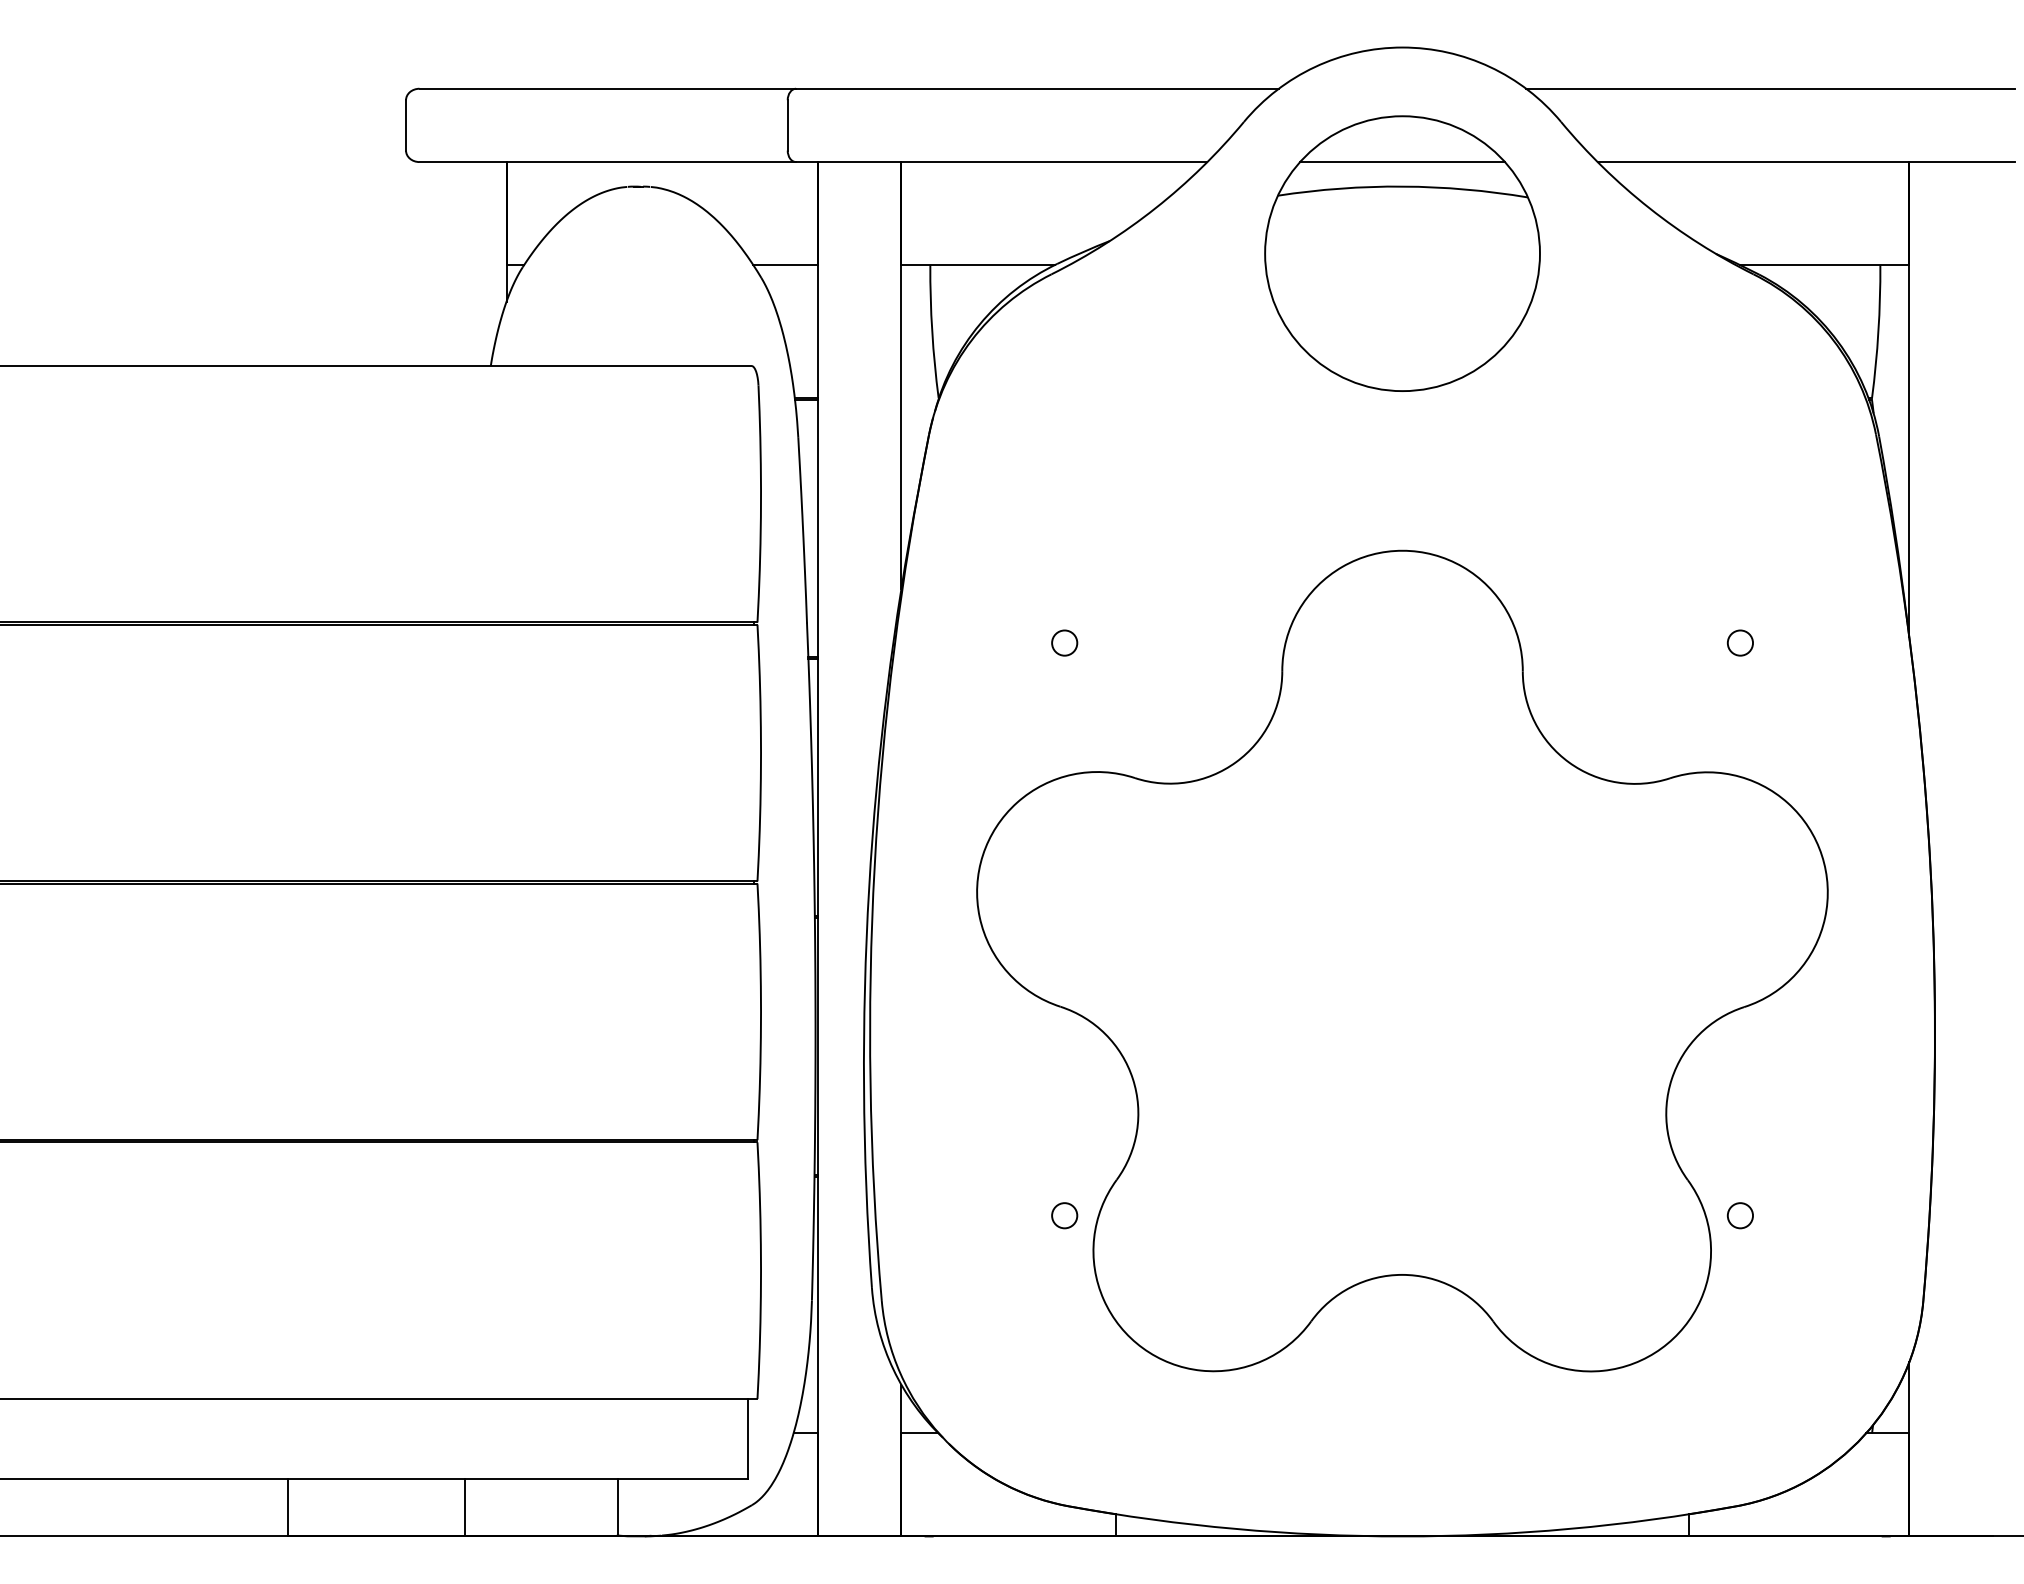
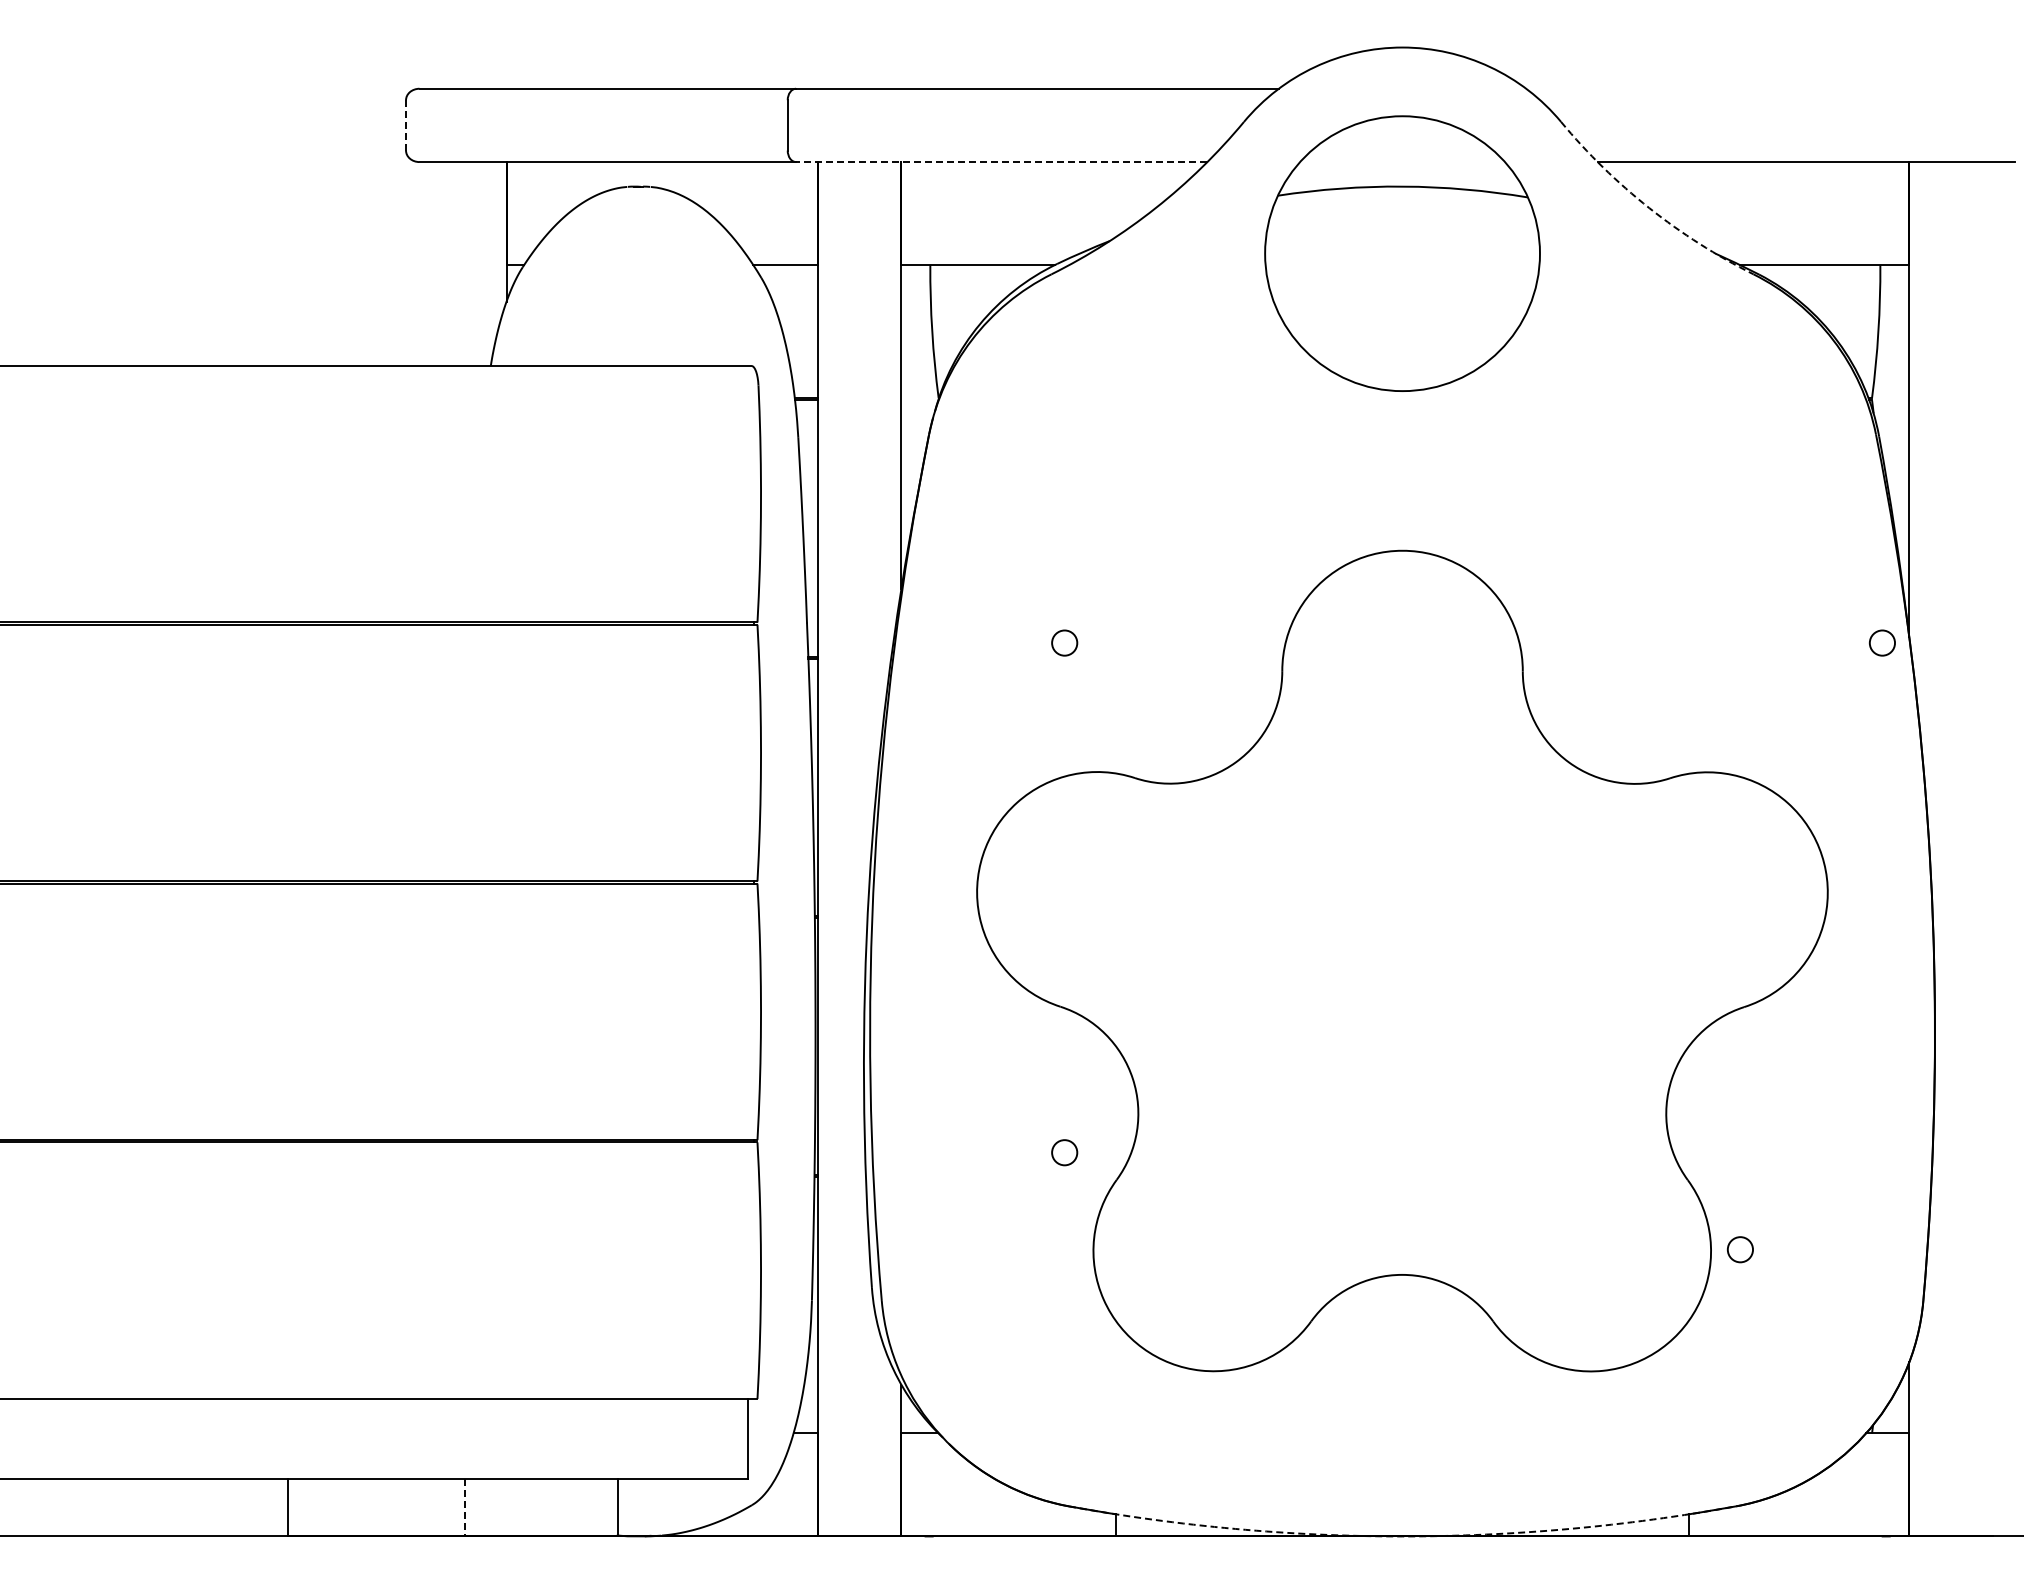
line: present -> none (1770, 88)
line: solid -> dashed (406, 124)
line: solid -> dashed (1001, 162)
line: present -> none (1402, 162)
arc: solid -> dashed (1649, 208)
circle position: (1739, 642) -> (1881, 642) (1881, 642)
circle position: (1064, 1215) -> (1064, 1152) (1064, 1152)
circle position: (1739, 1215) -> (1739, 1249) (1739, 1249)
line: solid -> dashed (465, 1507)
arc: solid -> dashed (1402, 1536)
